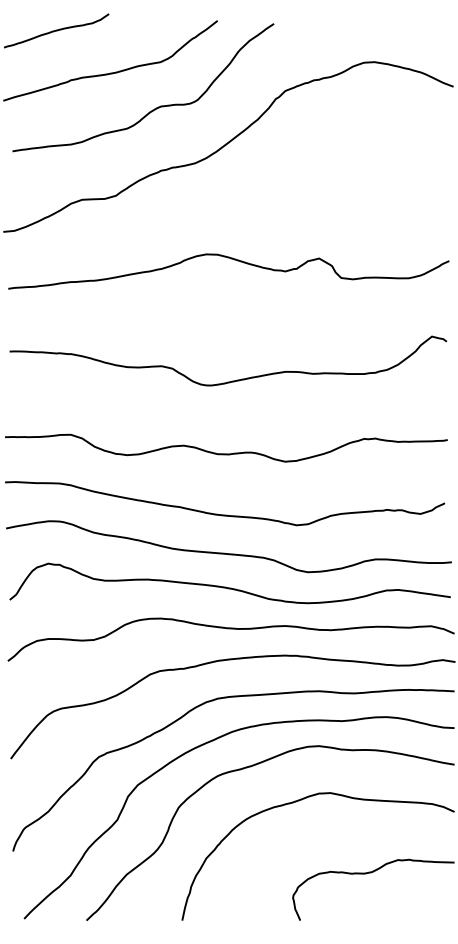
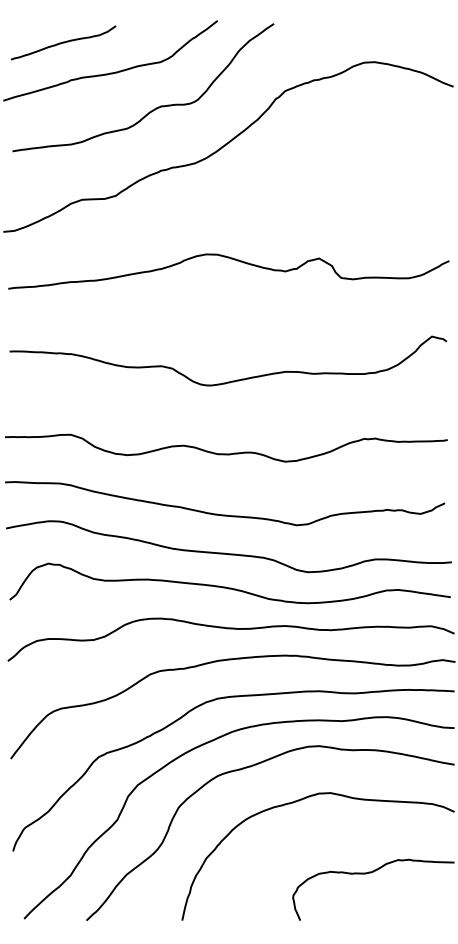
curve position: (56, 30) -> (63, 42) (63, 42)
